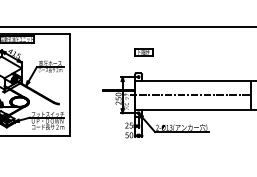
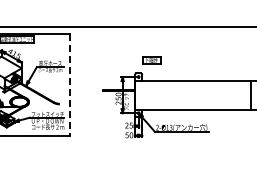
part position: (143, 52) -> (151, 60) (151, 60)
line: solid -> dashed (70, 85)
line: present -> none (190, 95)
